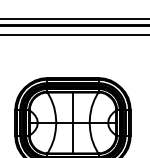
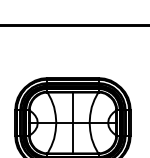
line: present -> none (74, 19)
line: present -> none (74, 34)
